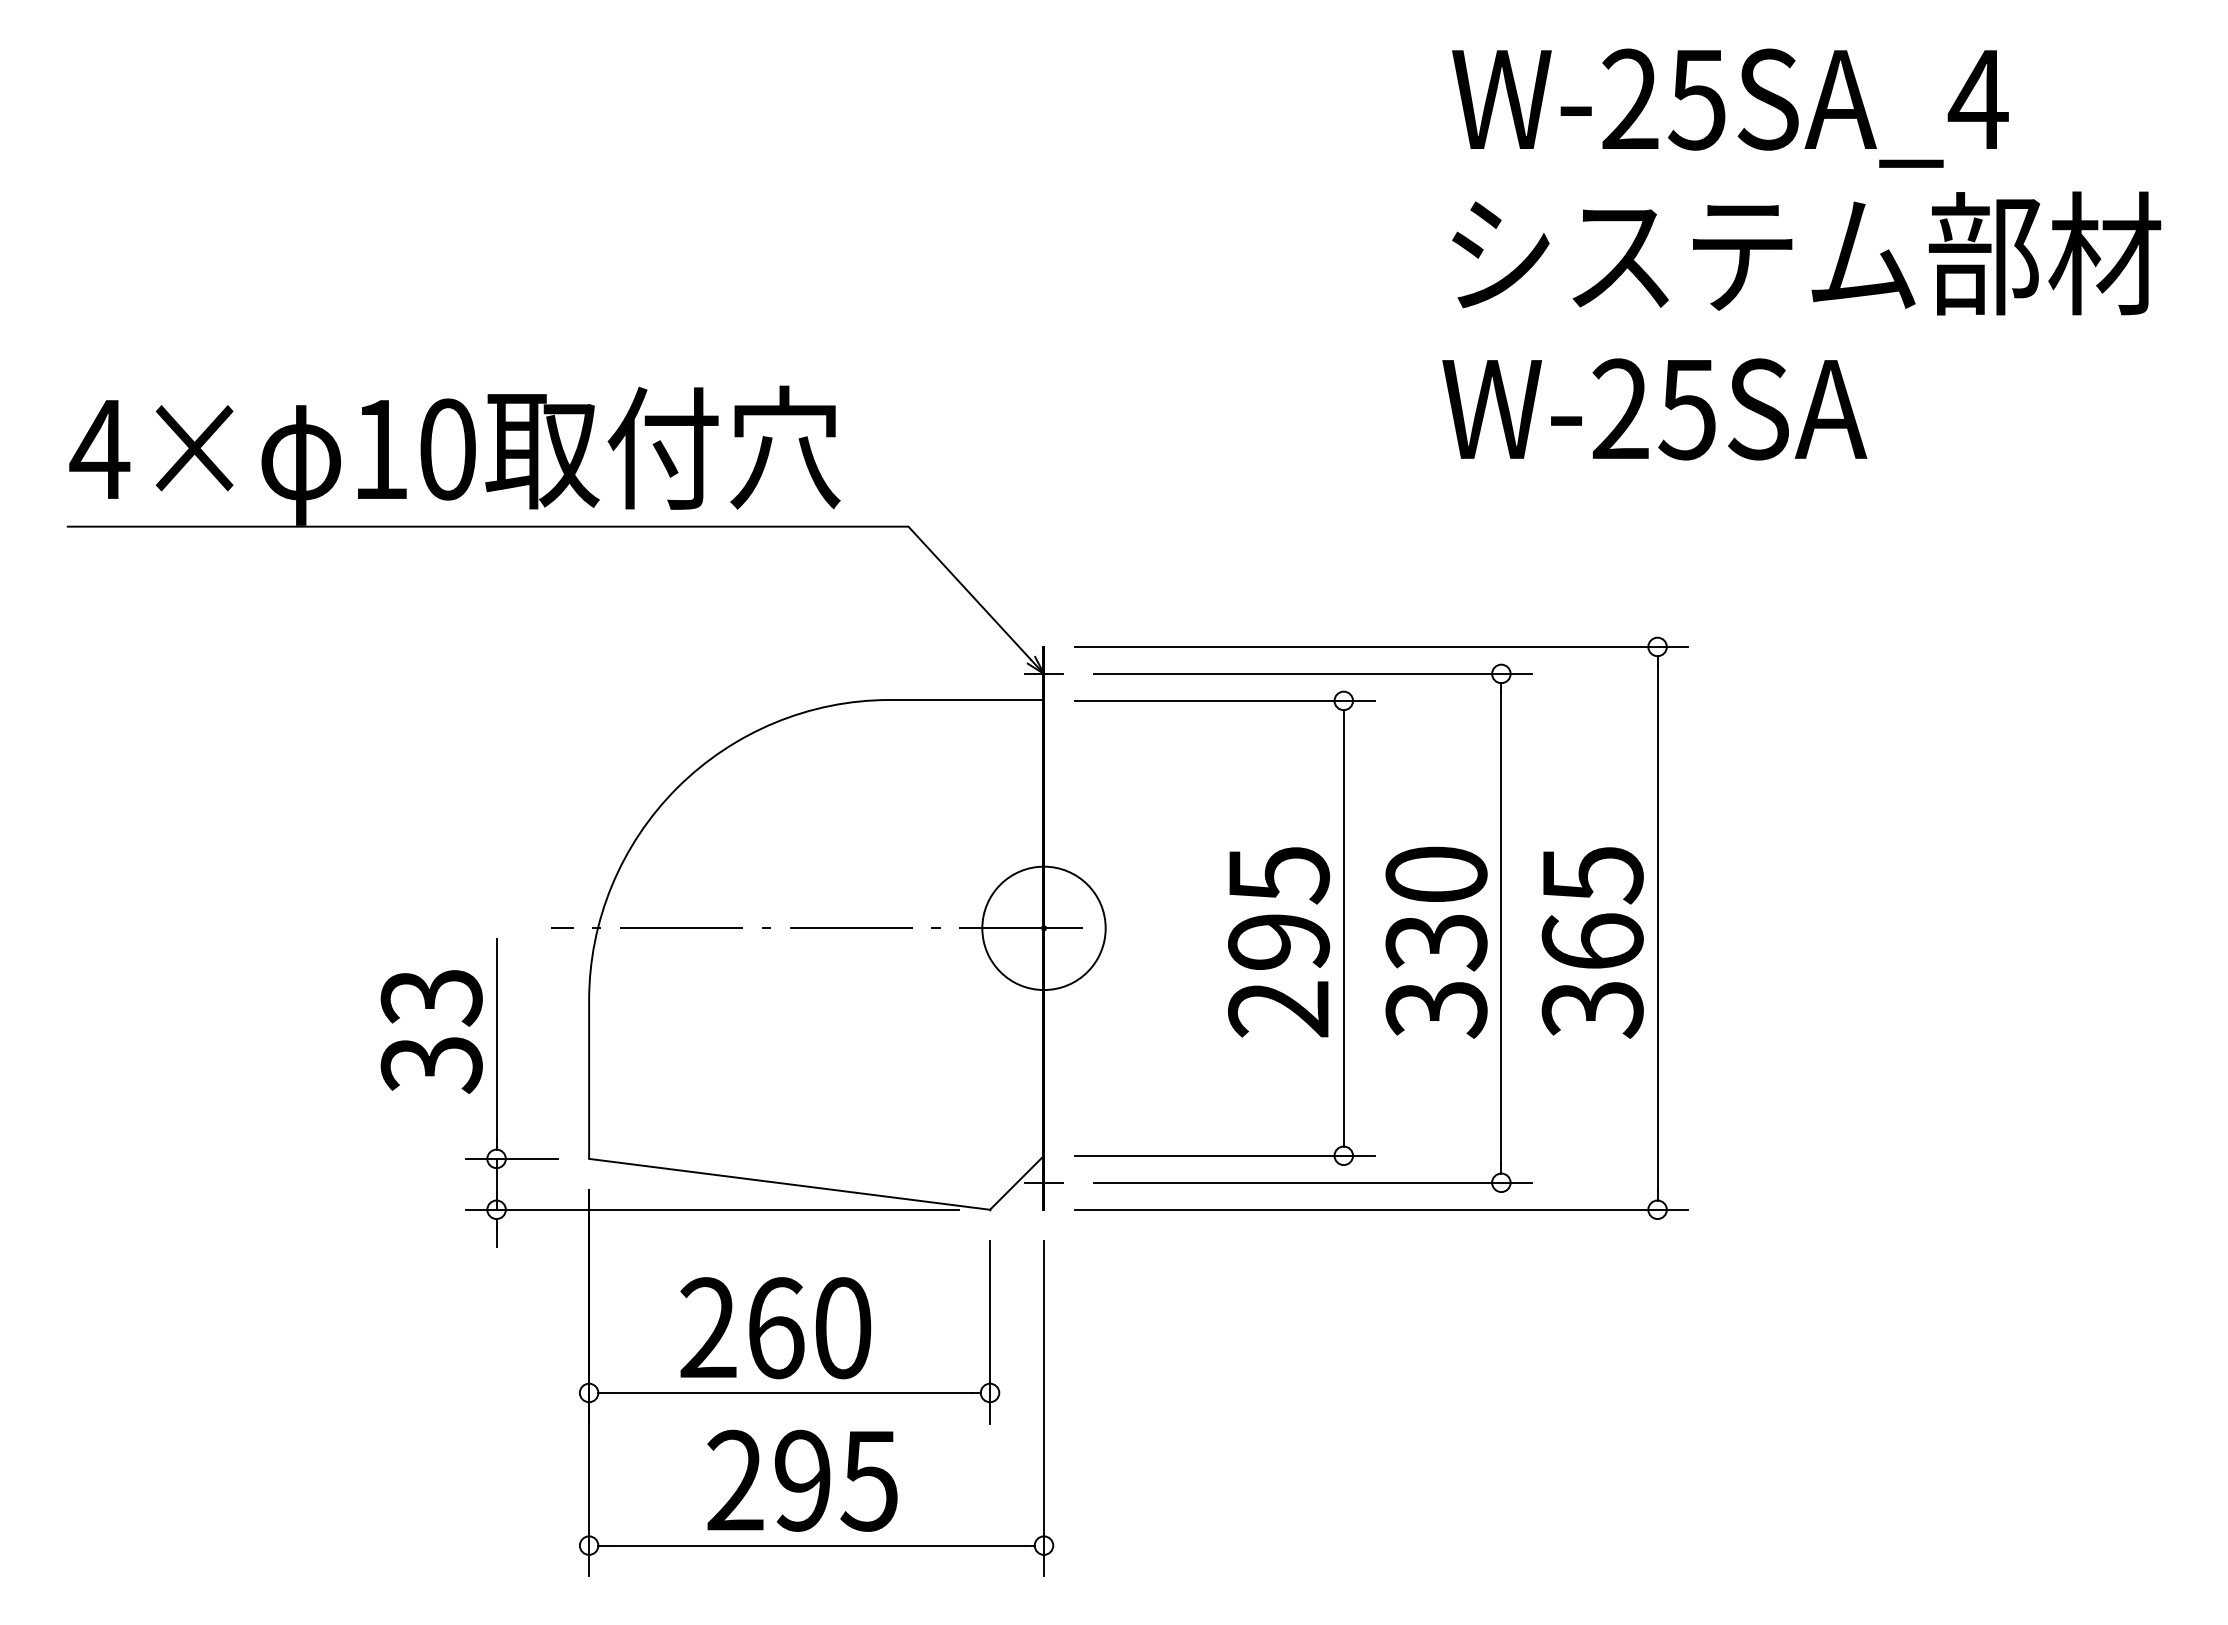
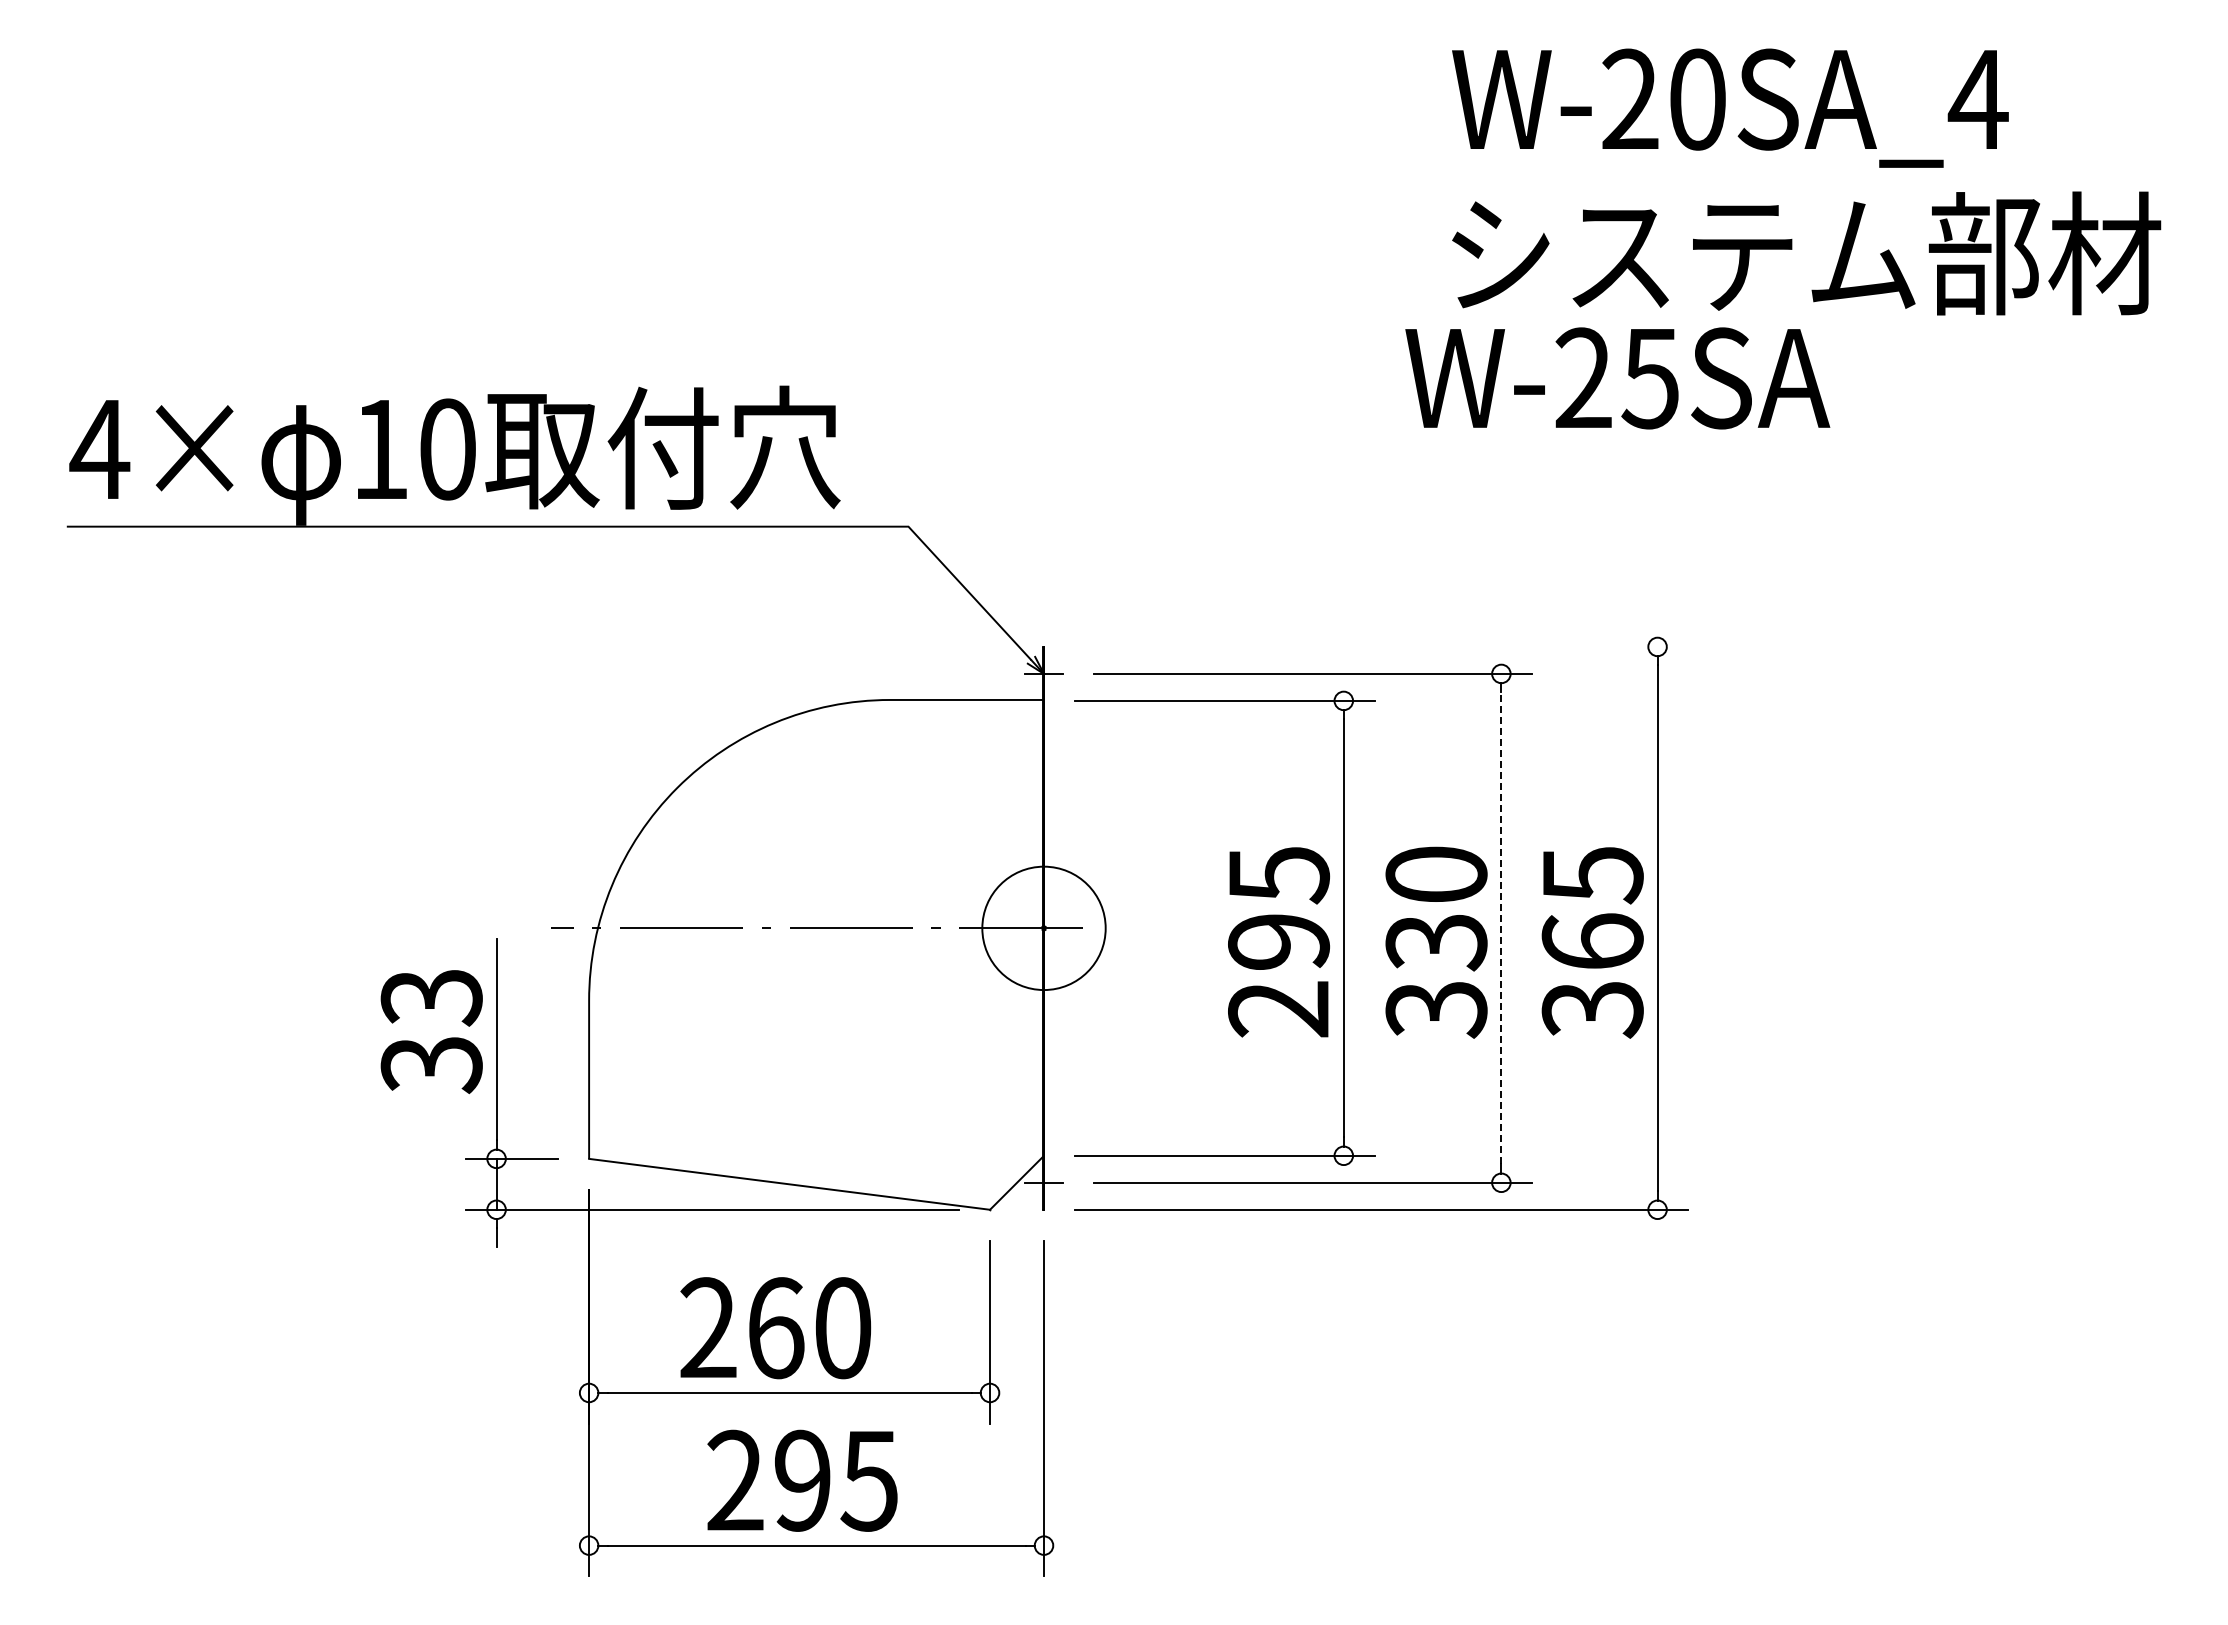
text: W-25SA_4 -> W-20SA_4 (1696, 99)
text position: (1654, 409) -> (1617, 378) (1617, 378)
line: present -> none (1381, 646)
line: solid -> dashed (1501, 928)
